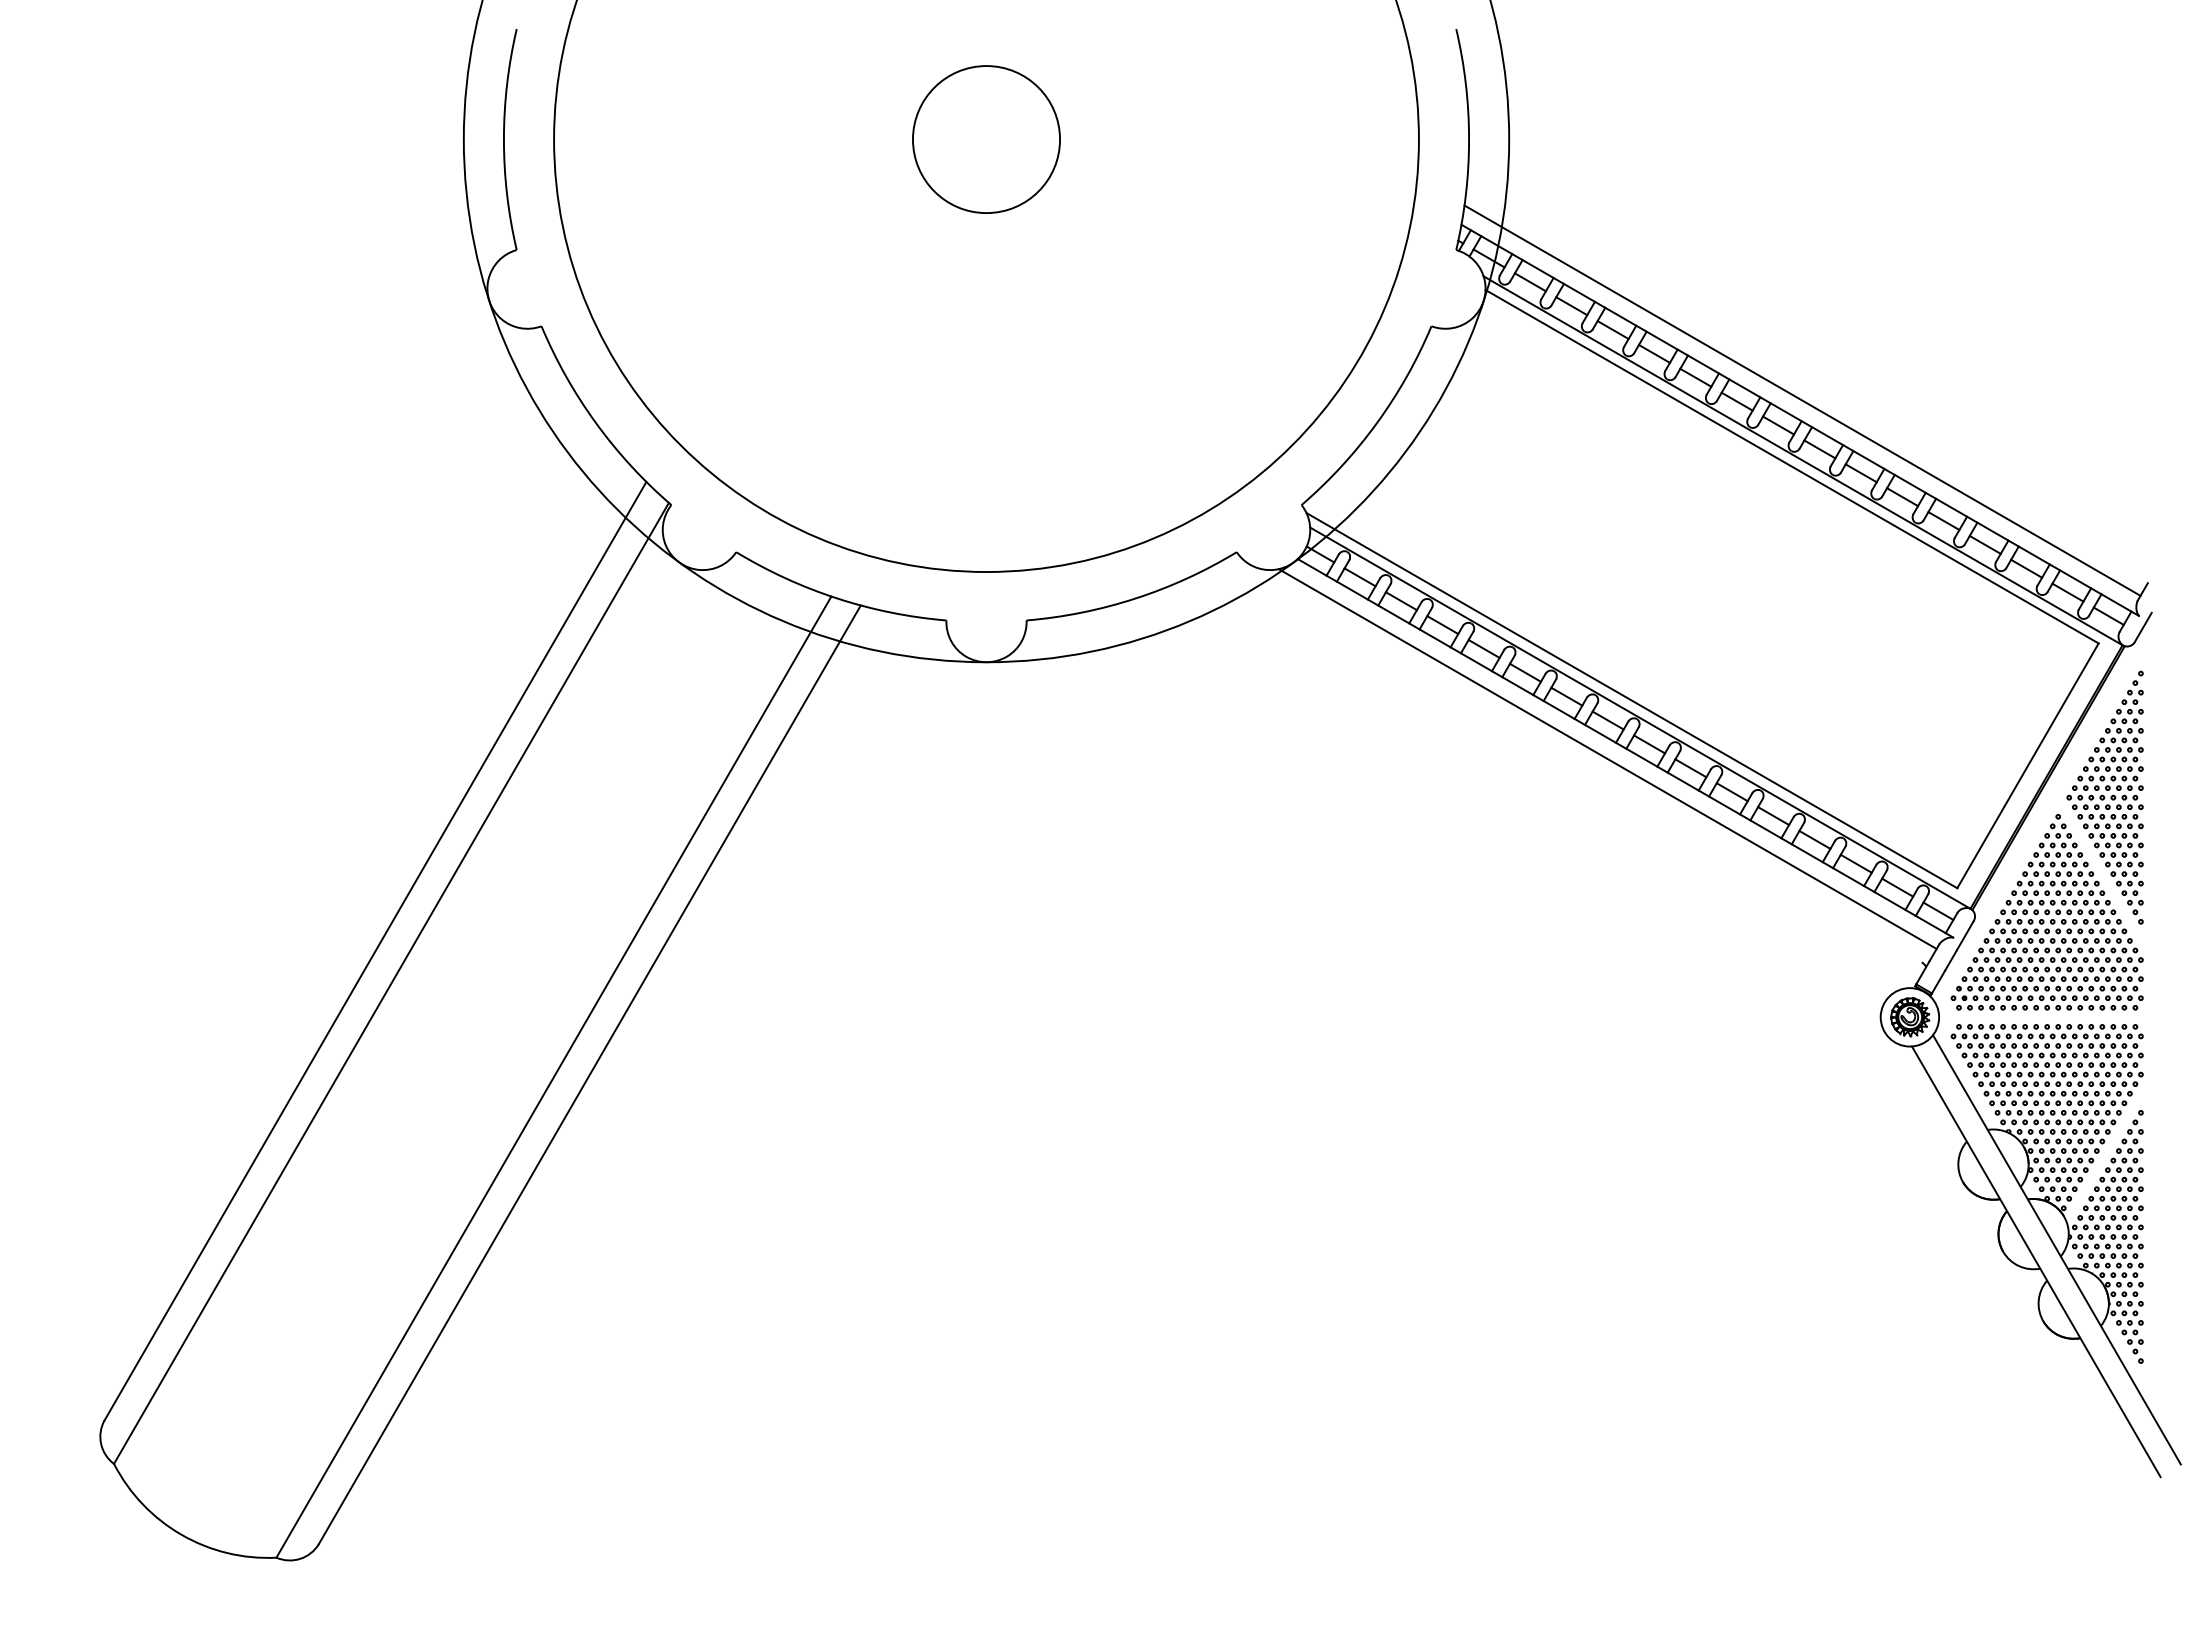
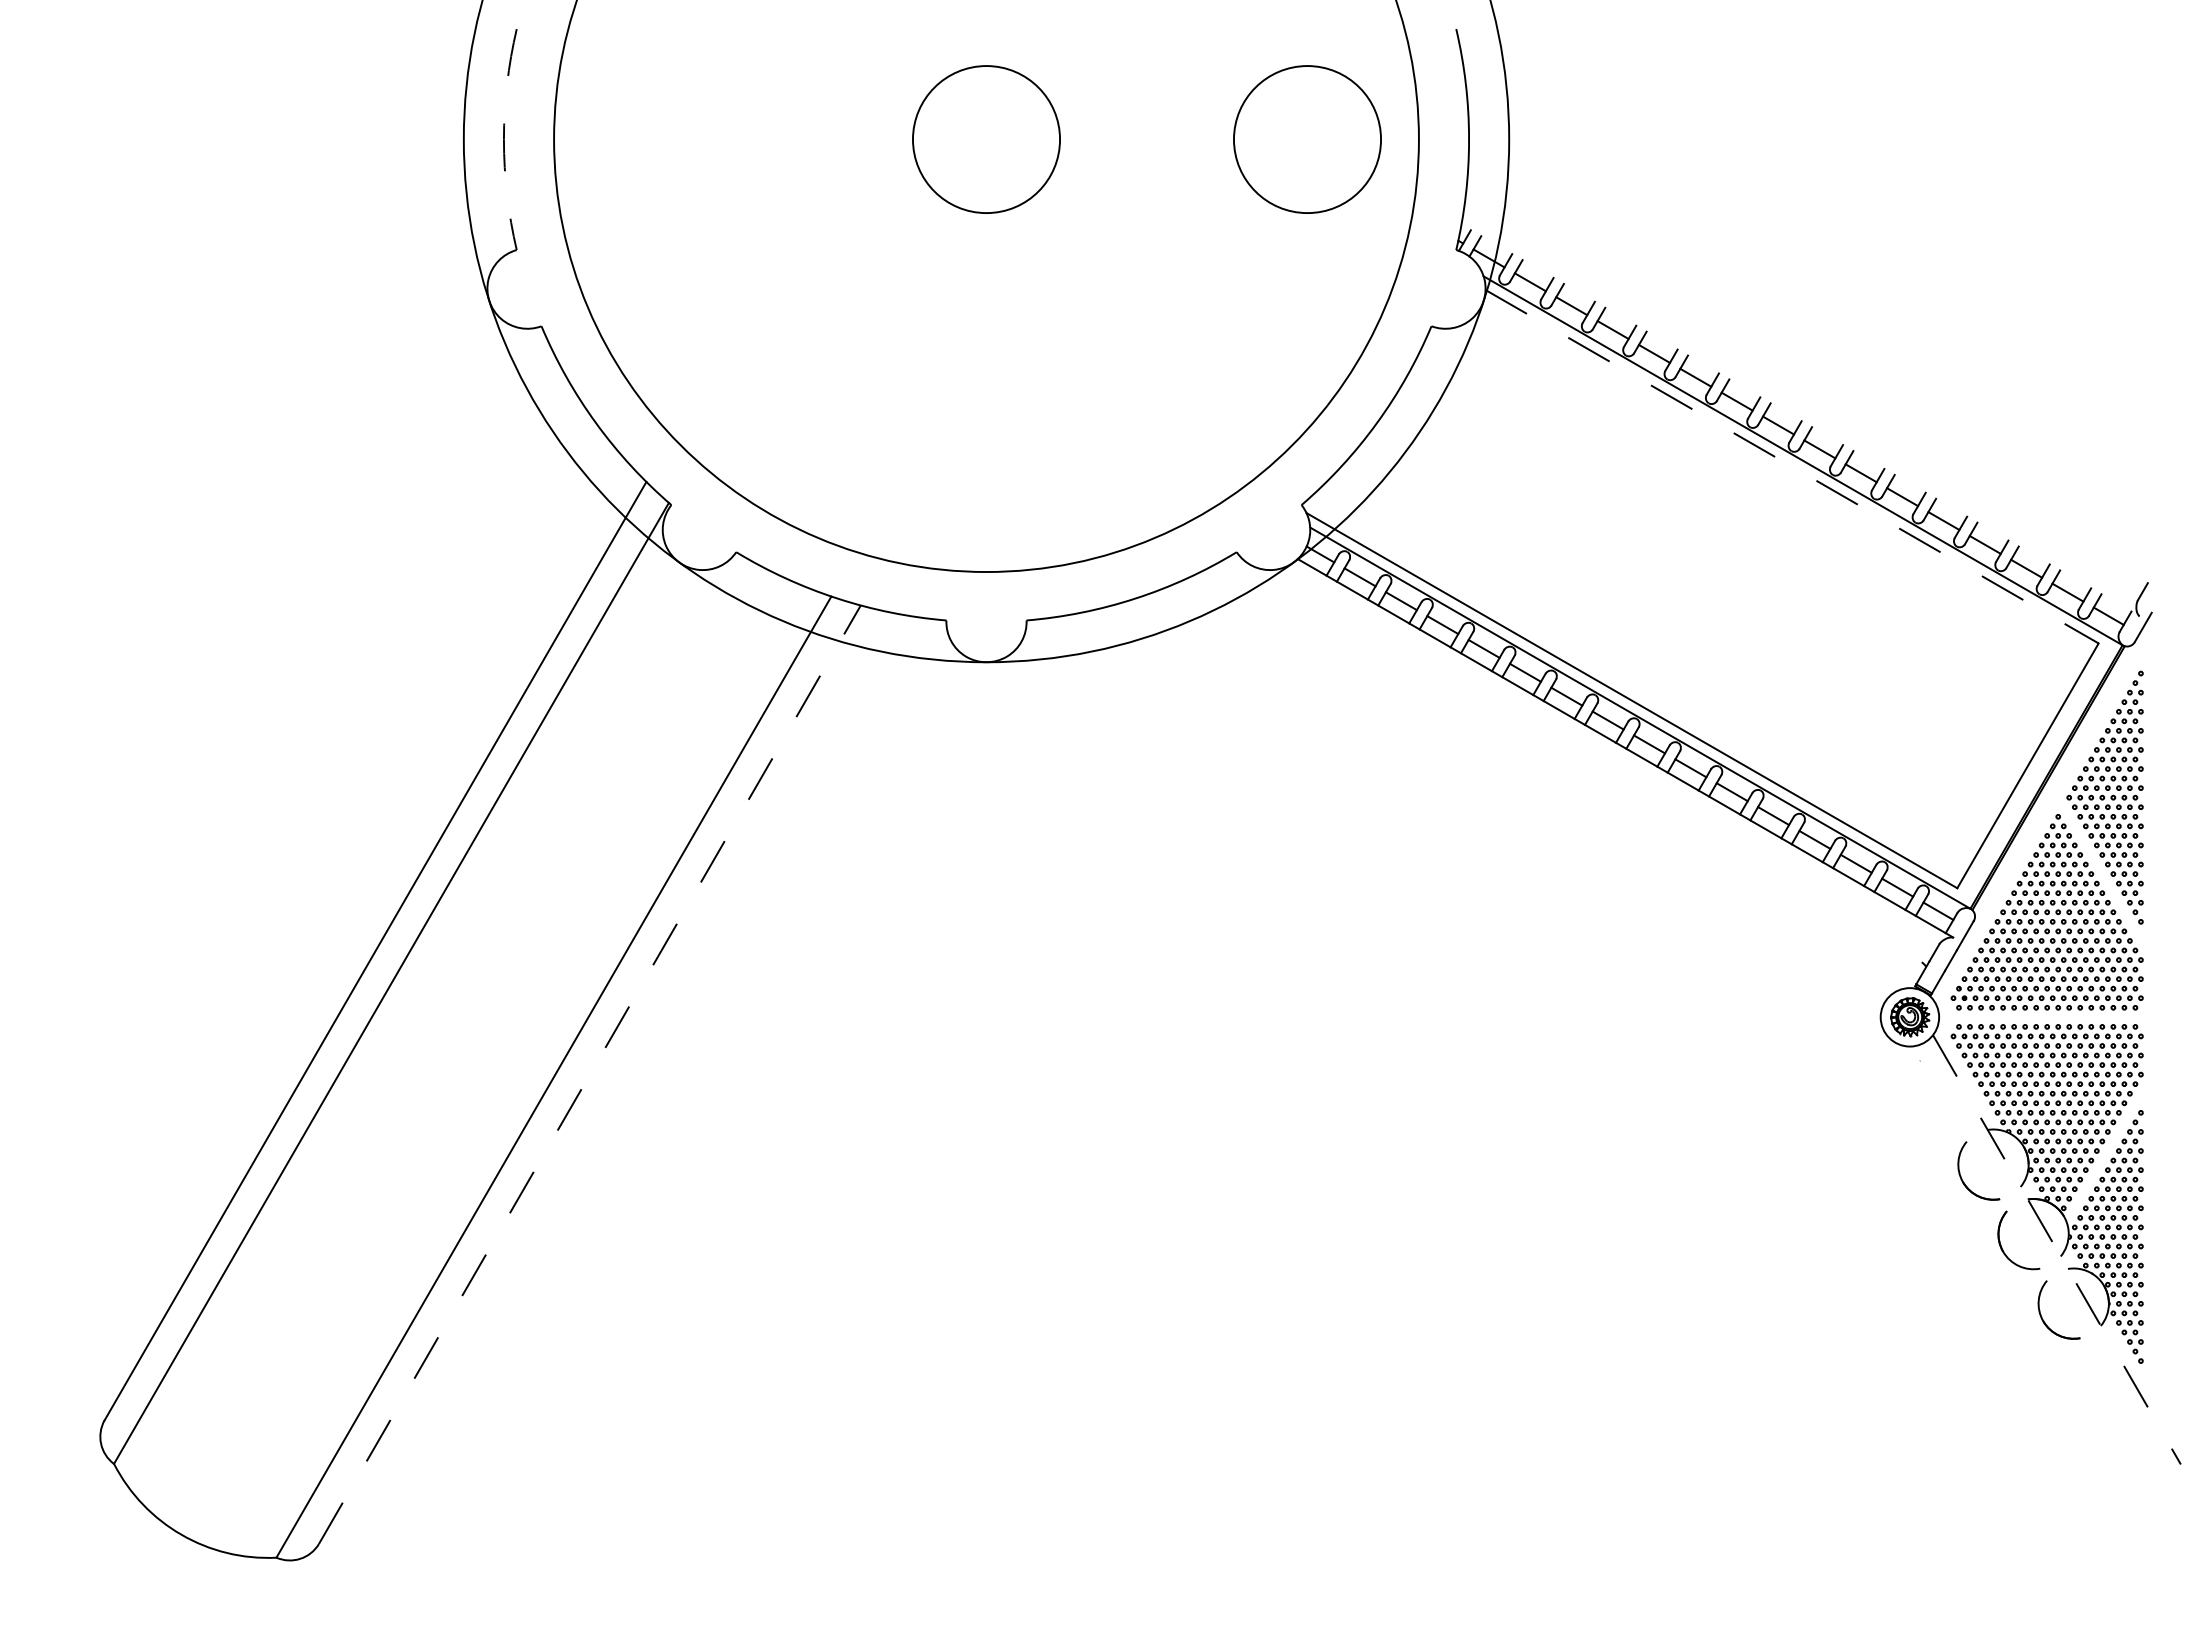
arc: solid -> dashed (503, 139)
circle: none -> present (1307, 139)
line: present -> none (1802, 400)
line: present -> none (1799, 419)
line: solid -> dashed (1792, 466)
line: present -> none (1607, 758)
line: solid -> dashed (589, 1074)
line: solid -> dashed (2056, 1249)
line: present -> none (2035, 1261)
